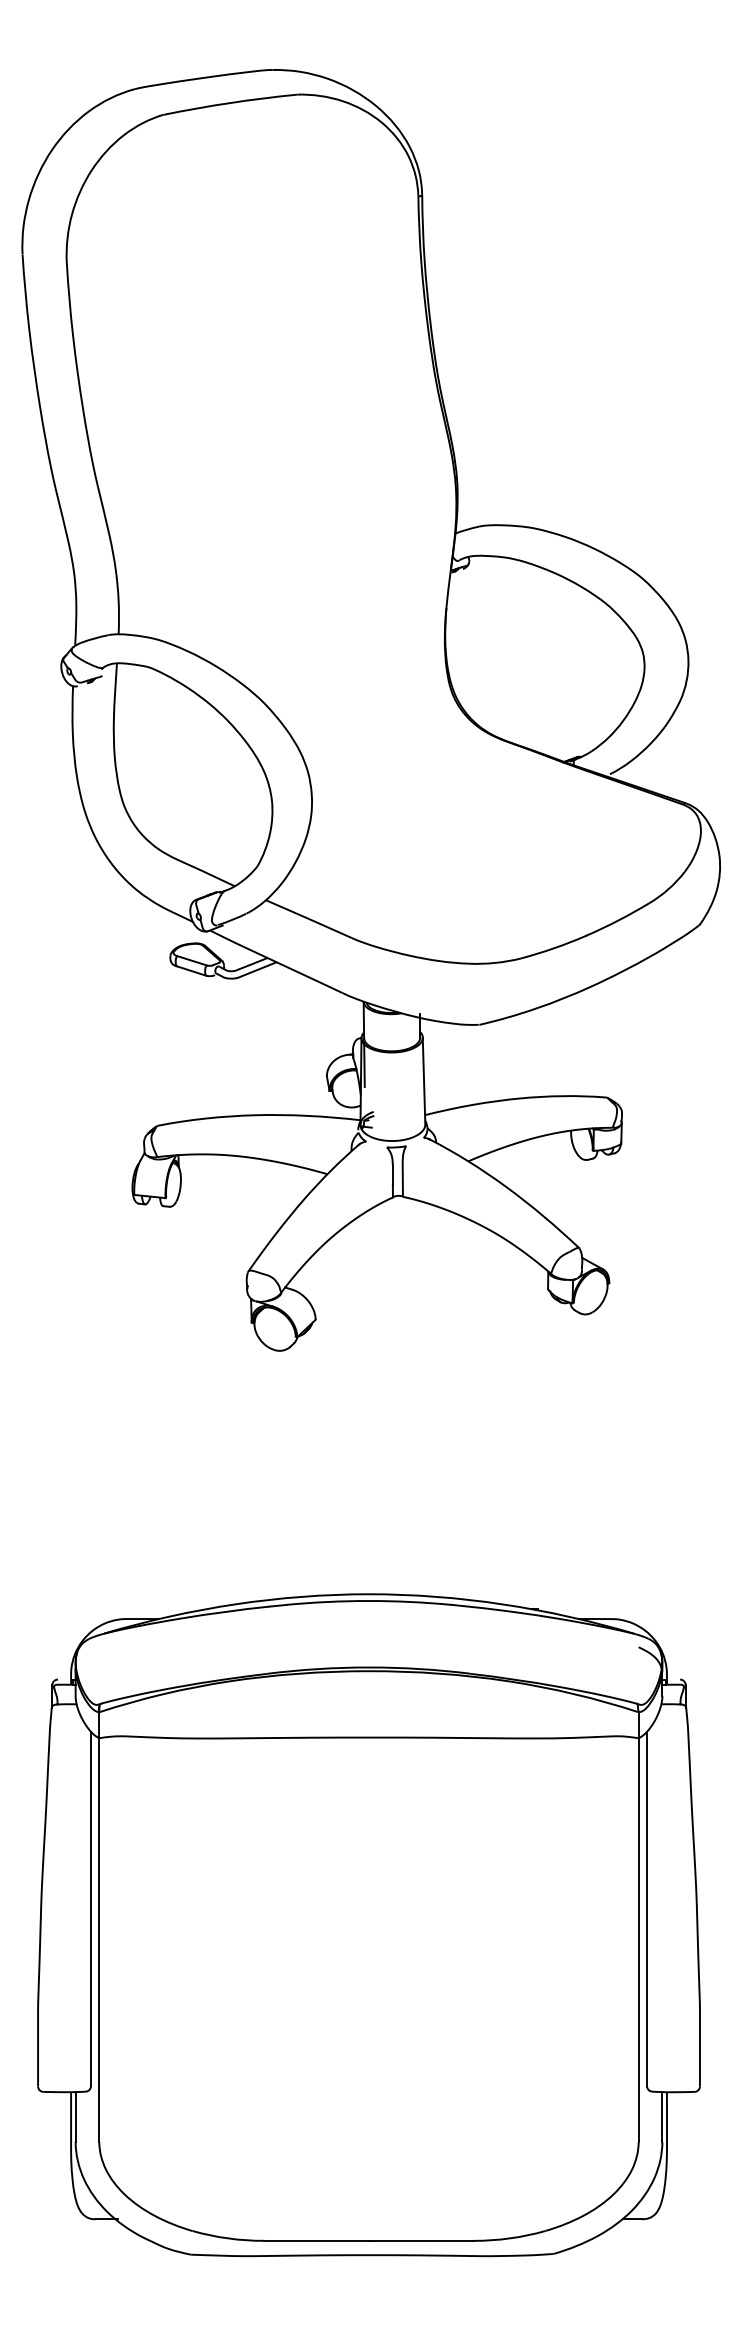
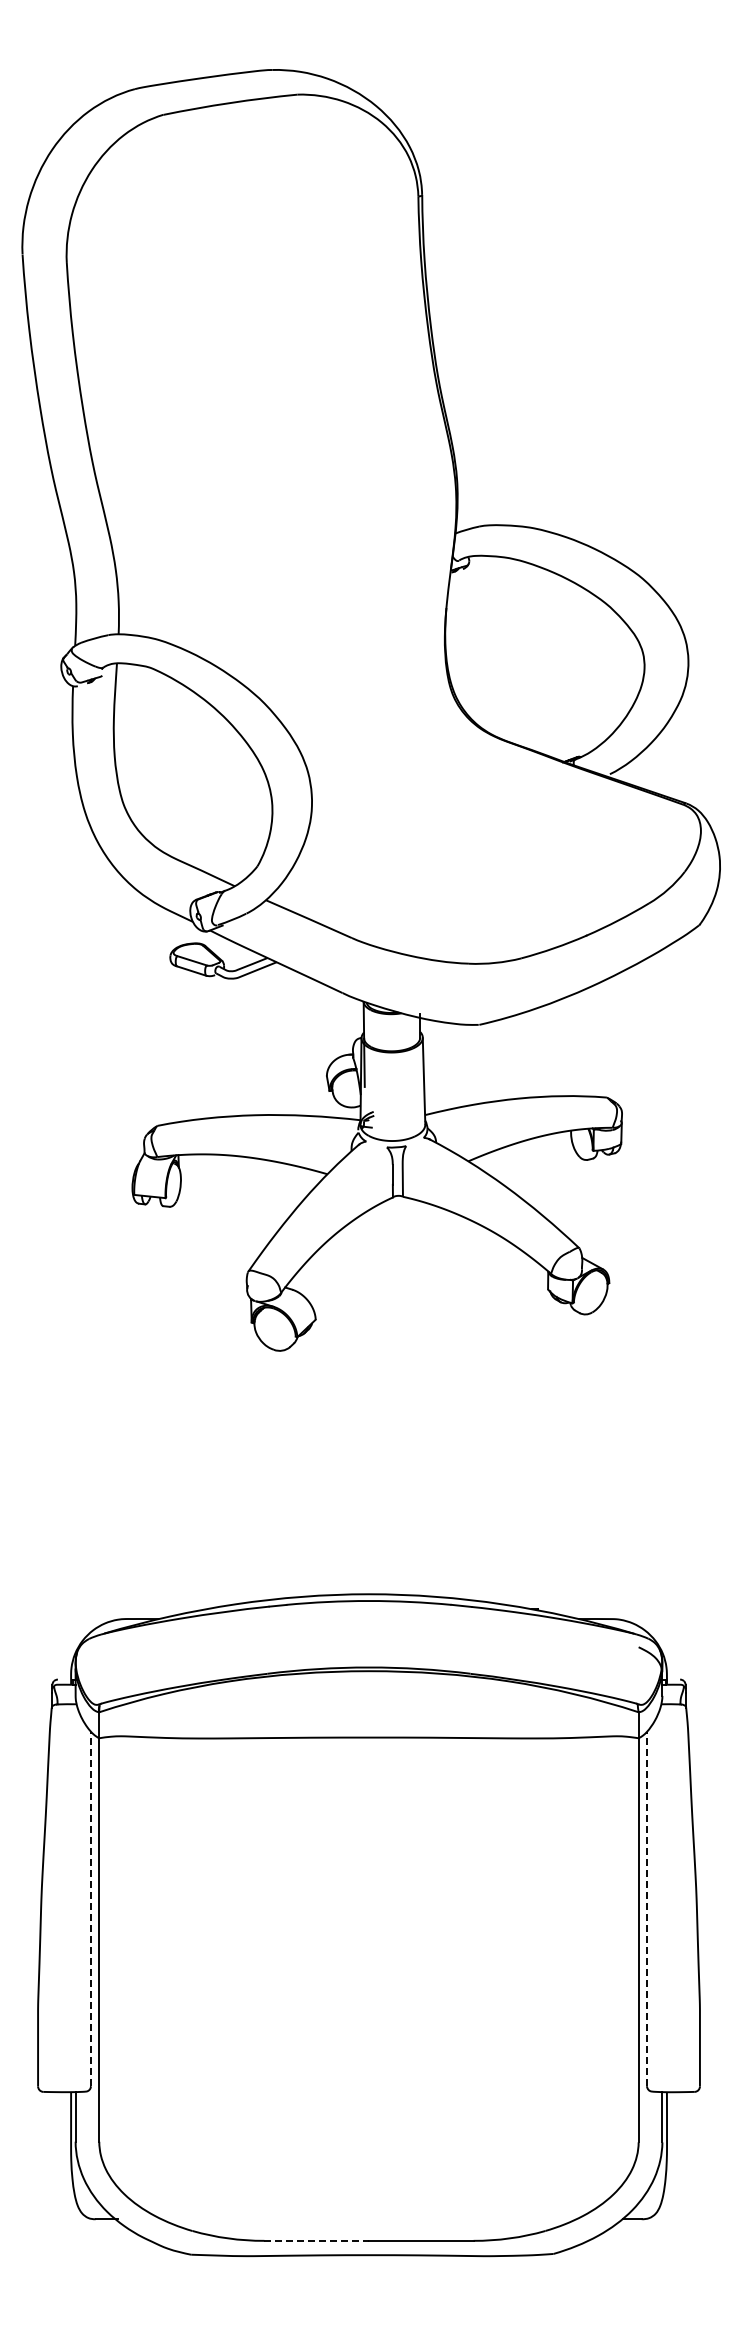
line: solid -> dashed (91, 1908)
line: solid -> dashed (647, 1908)
line: solid -> dashed (317, 2240)
